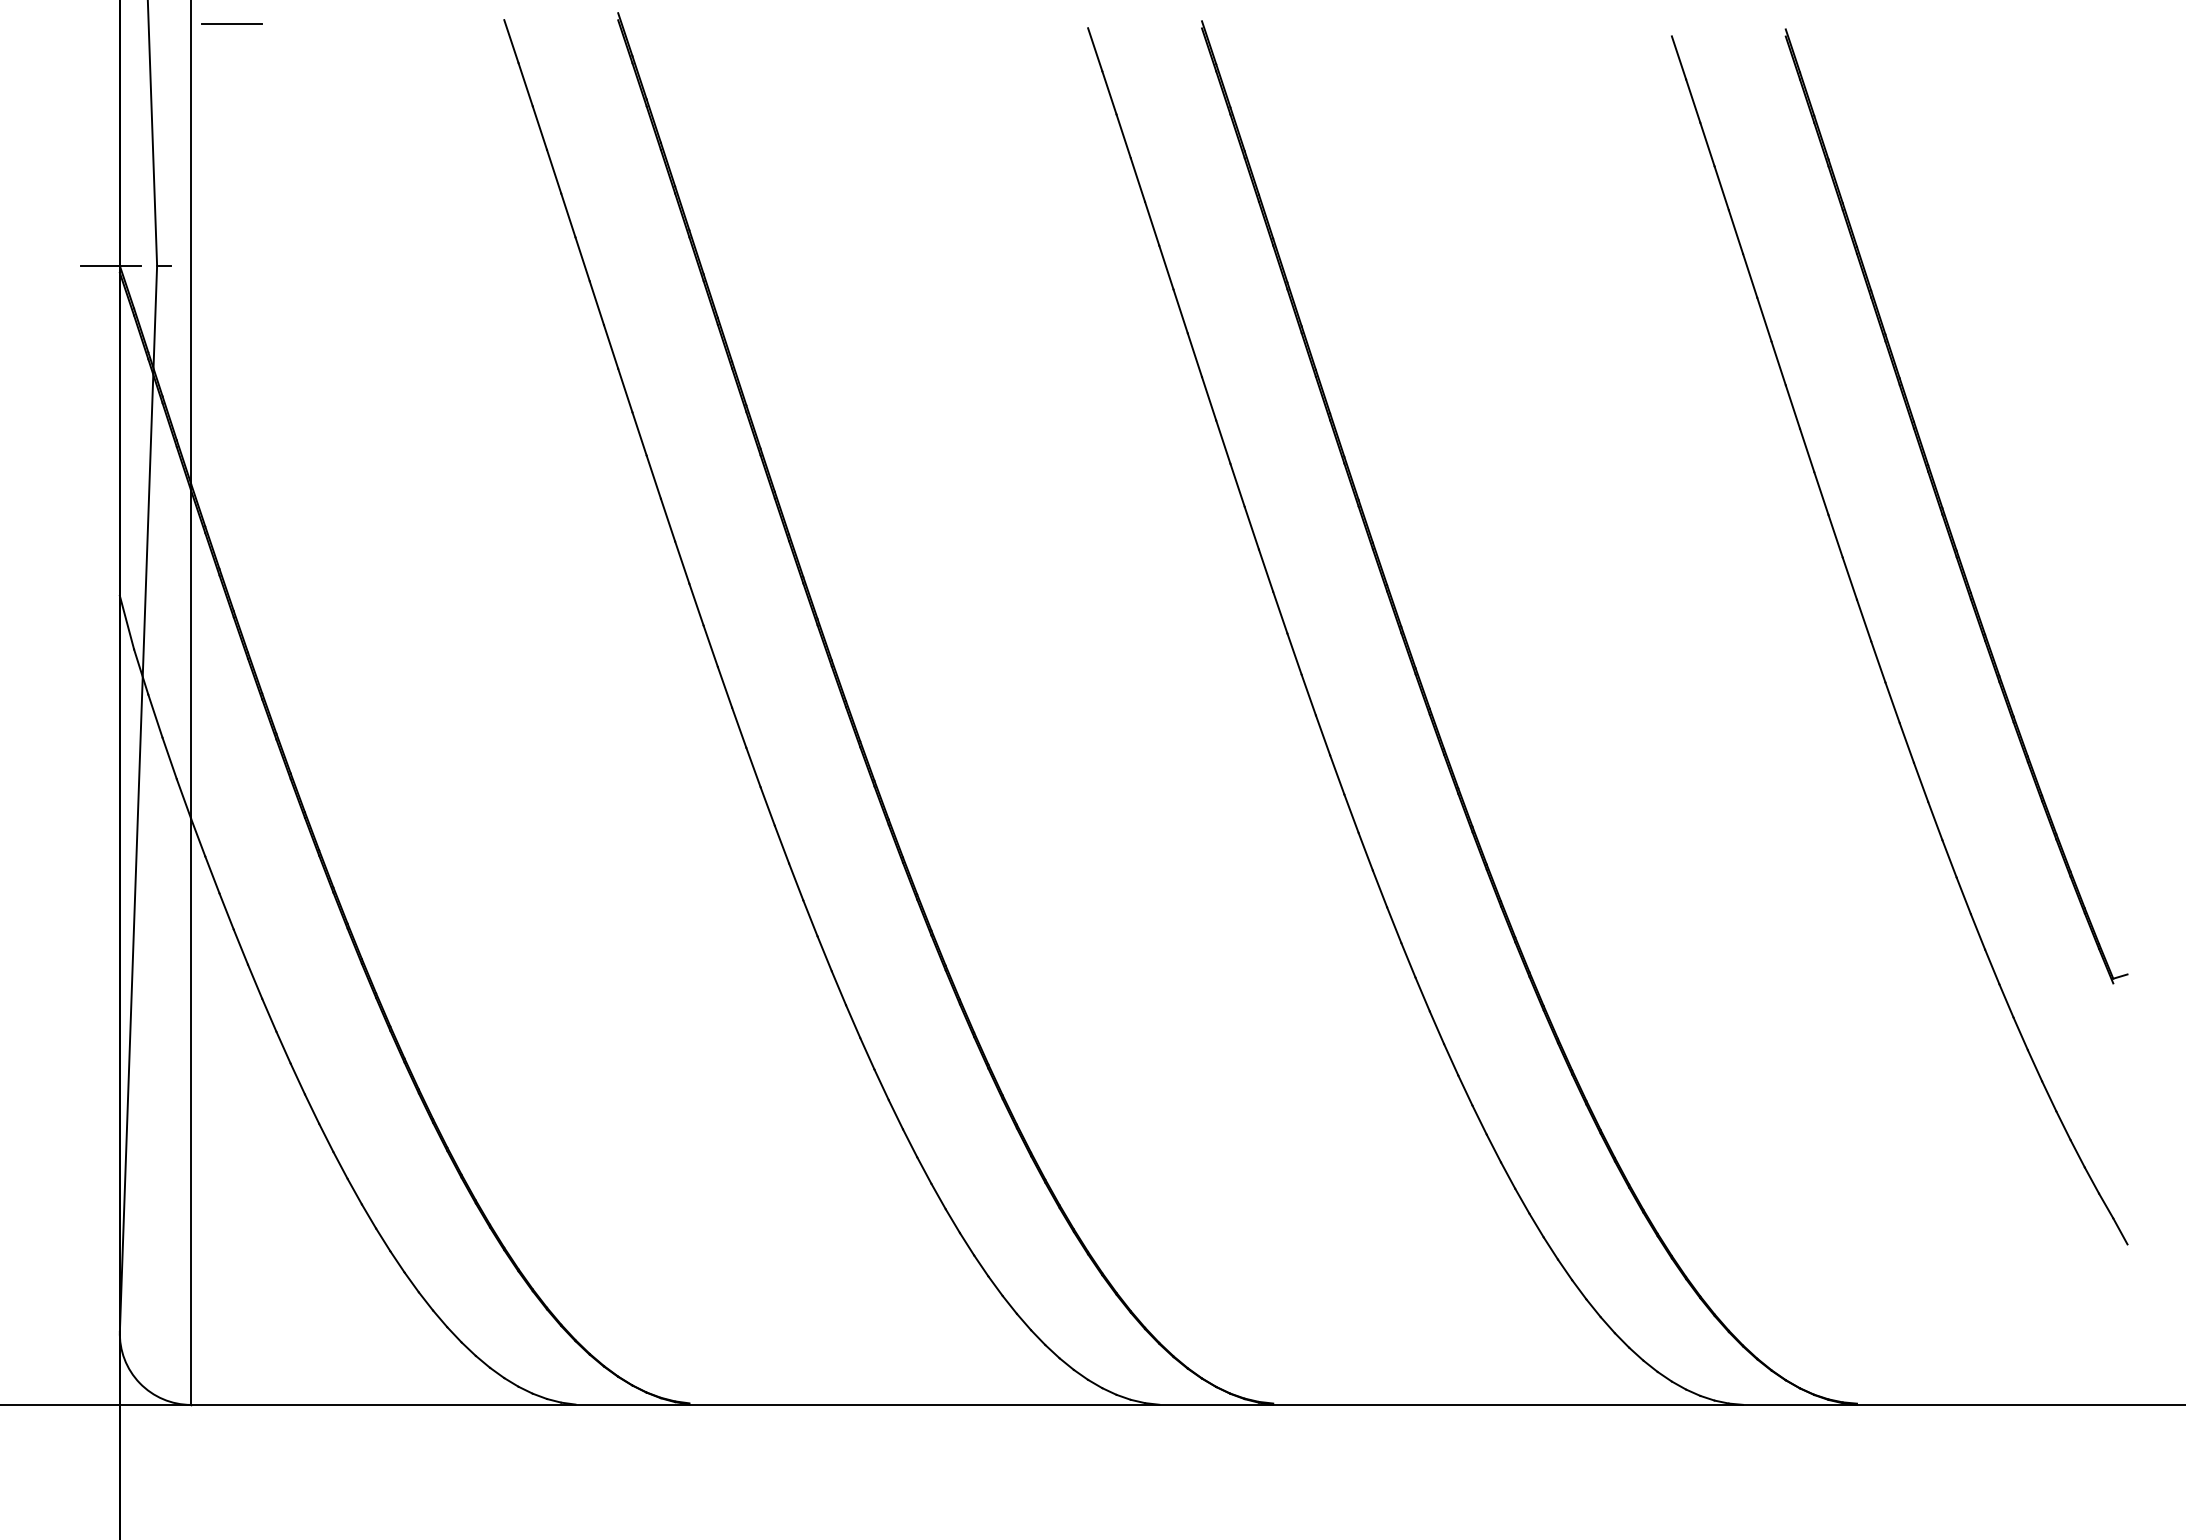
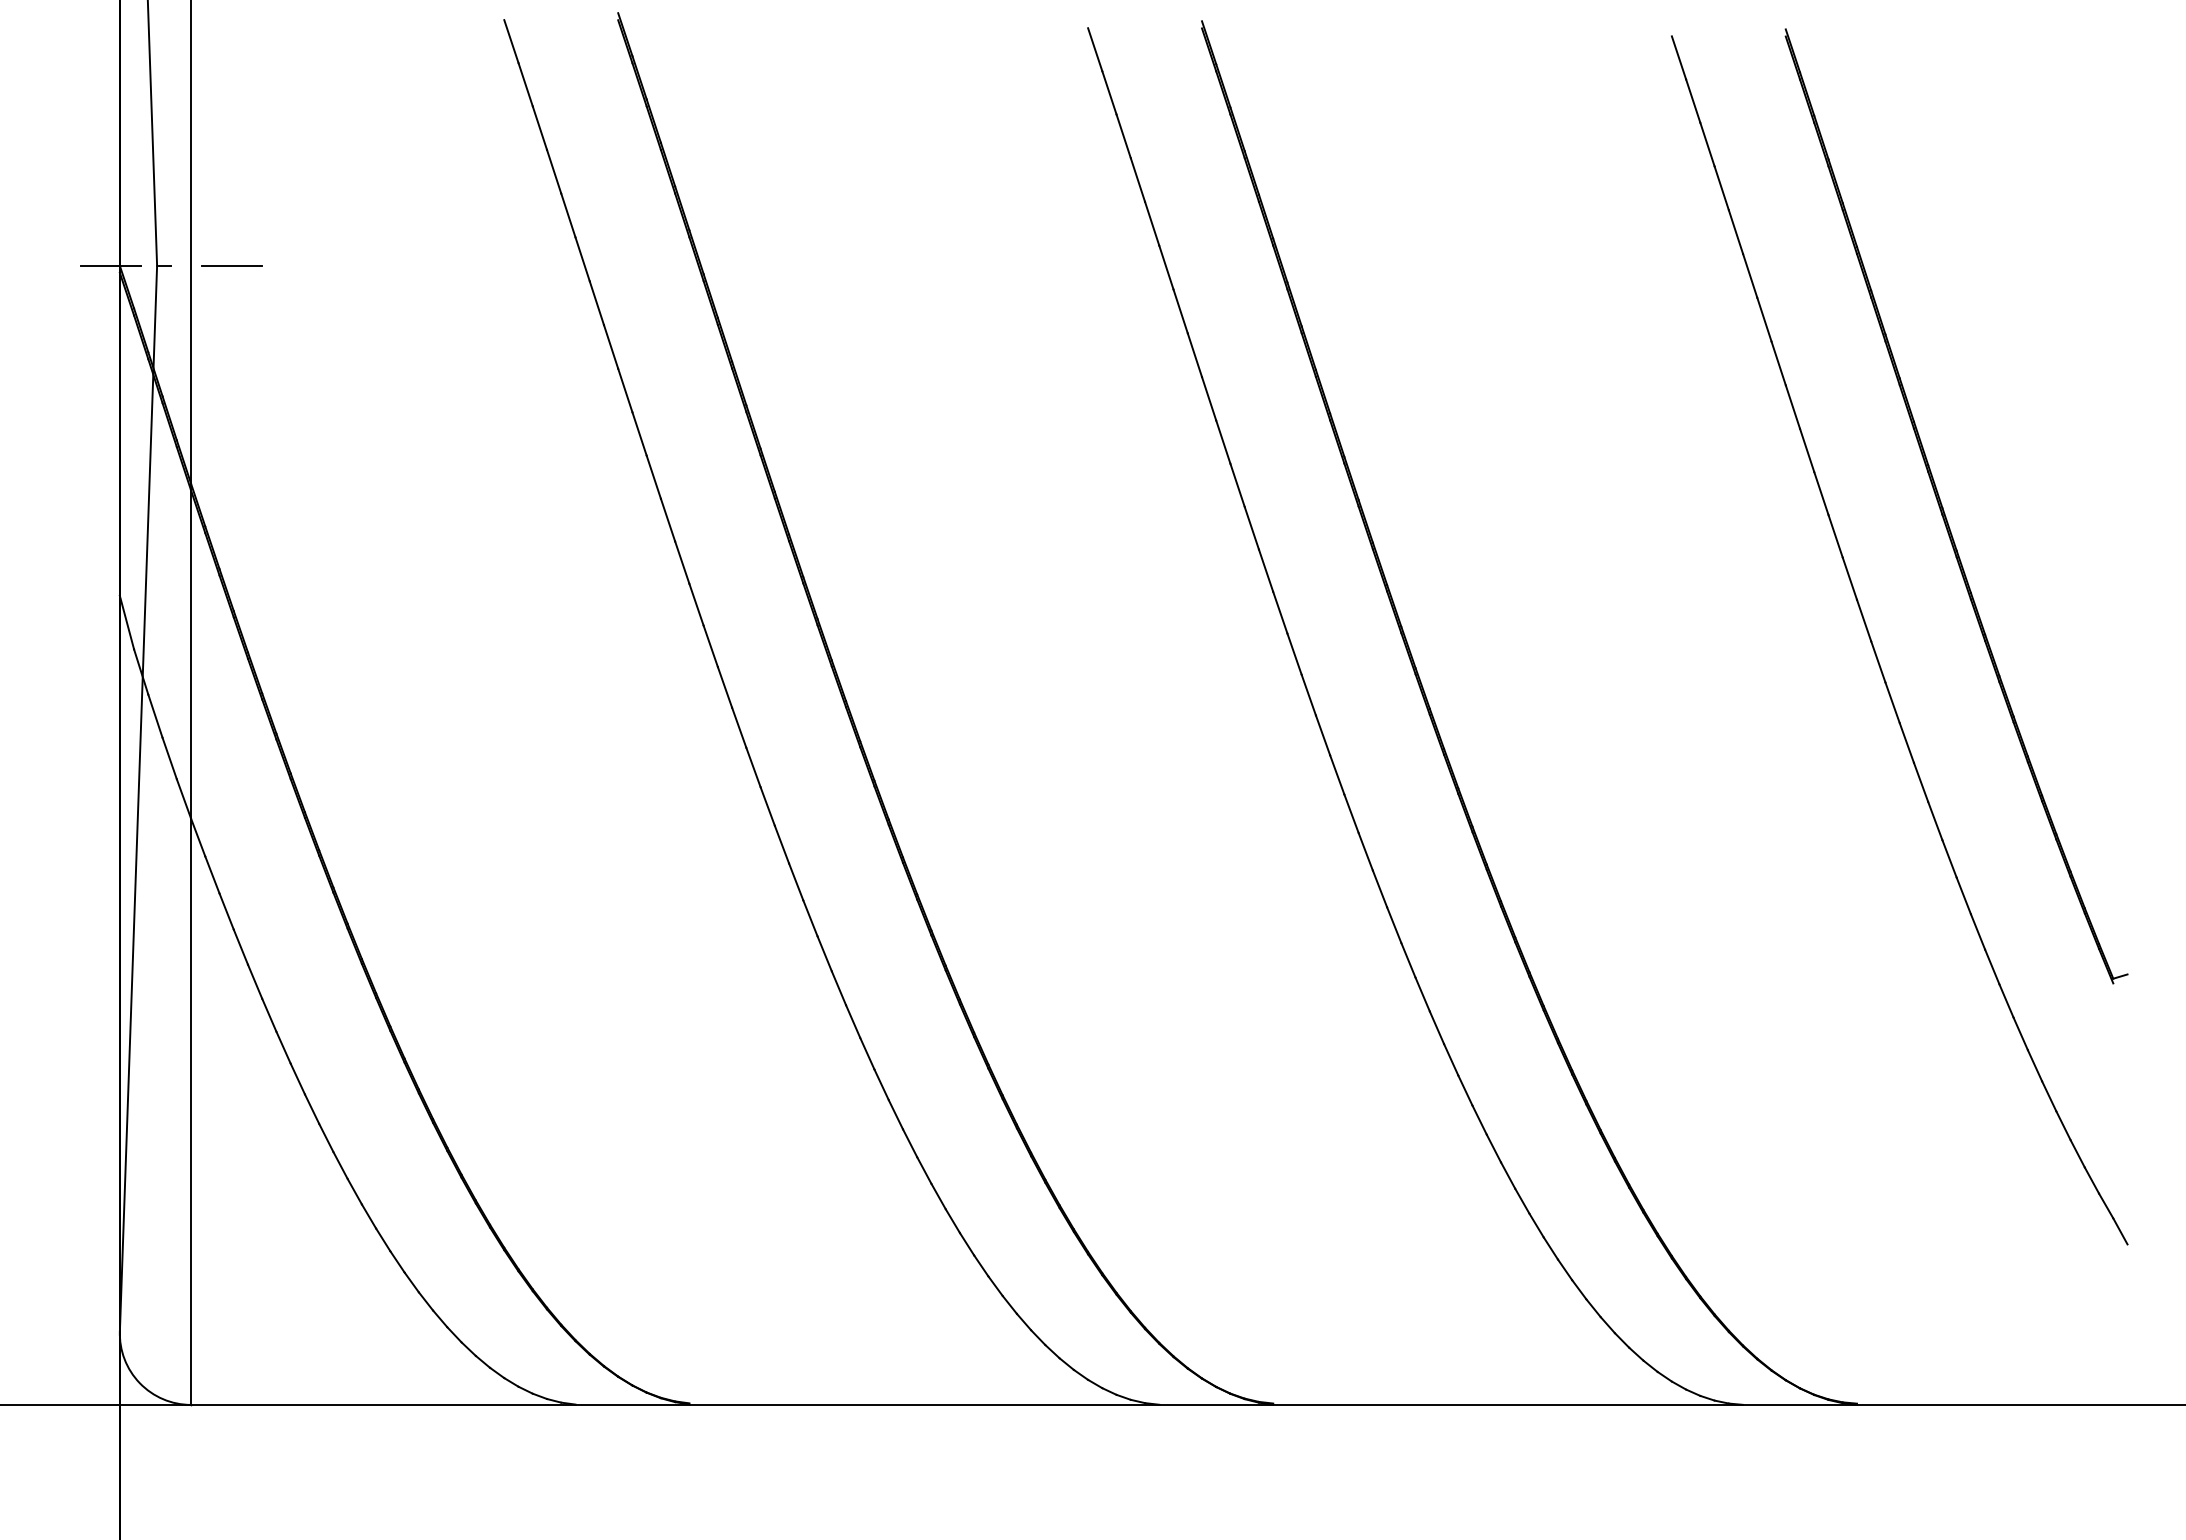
line position: (231, 23) -> (231, 265) (231, 265)
